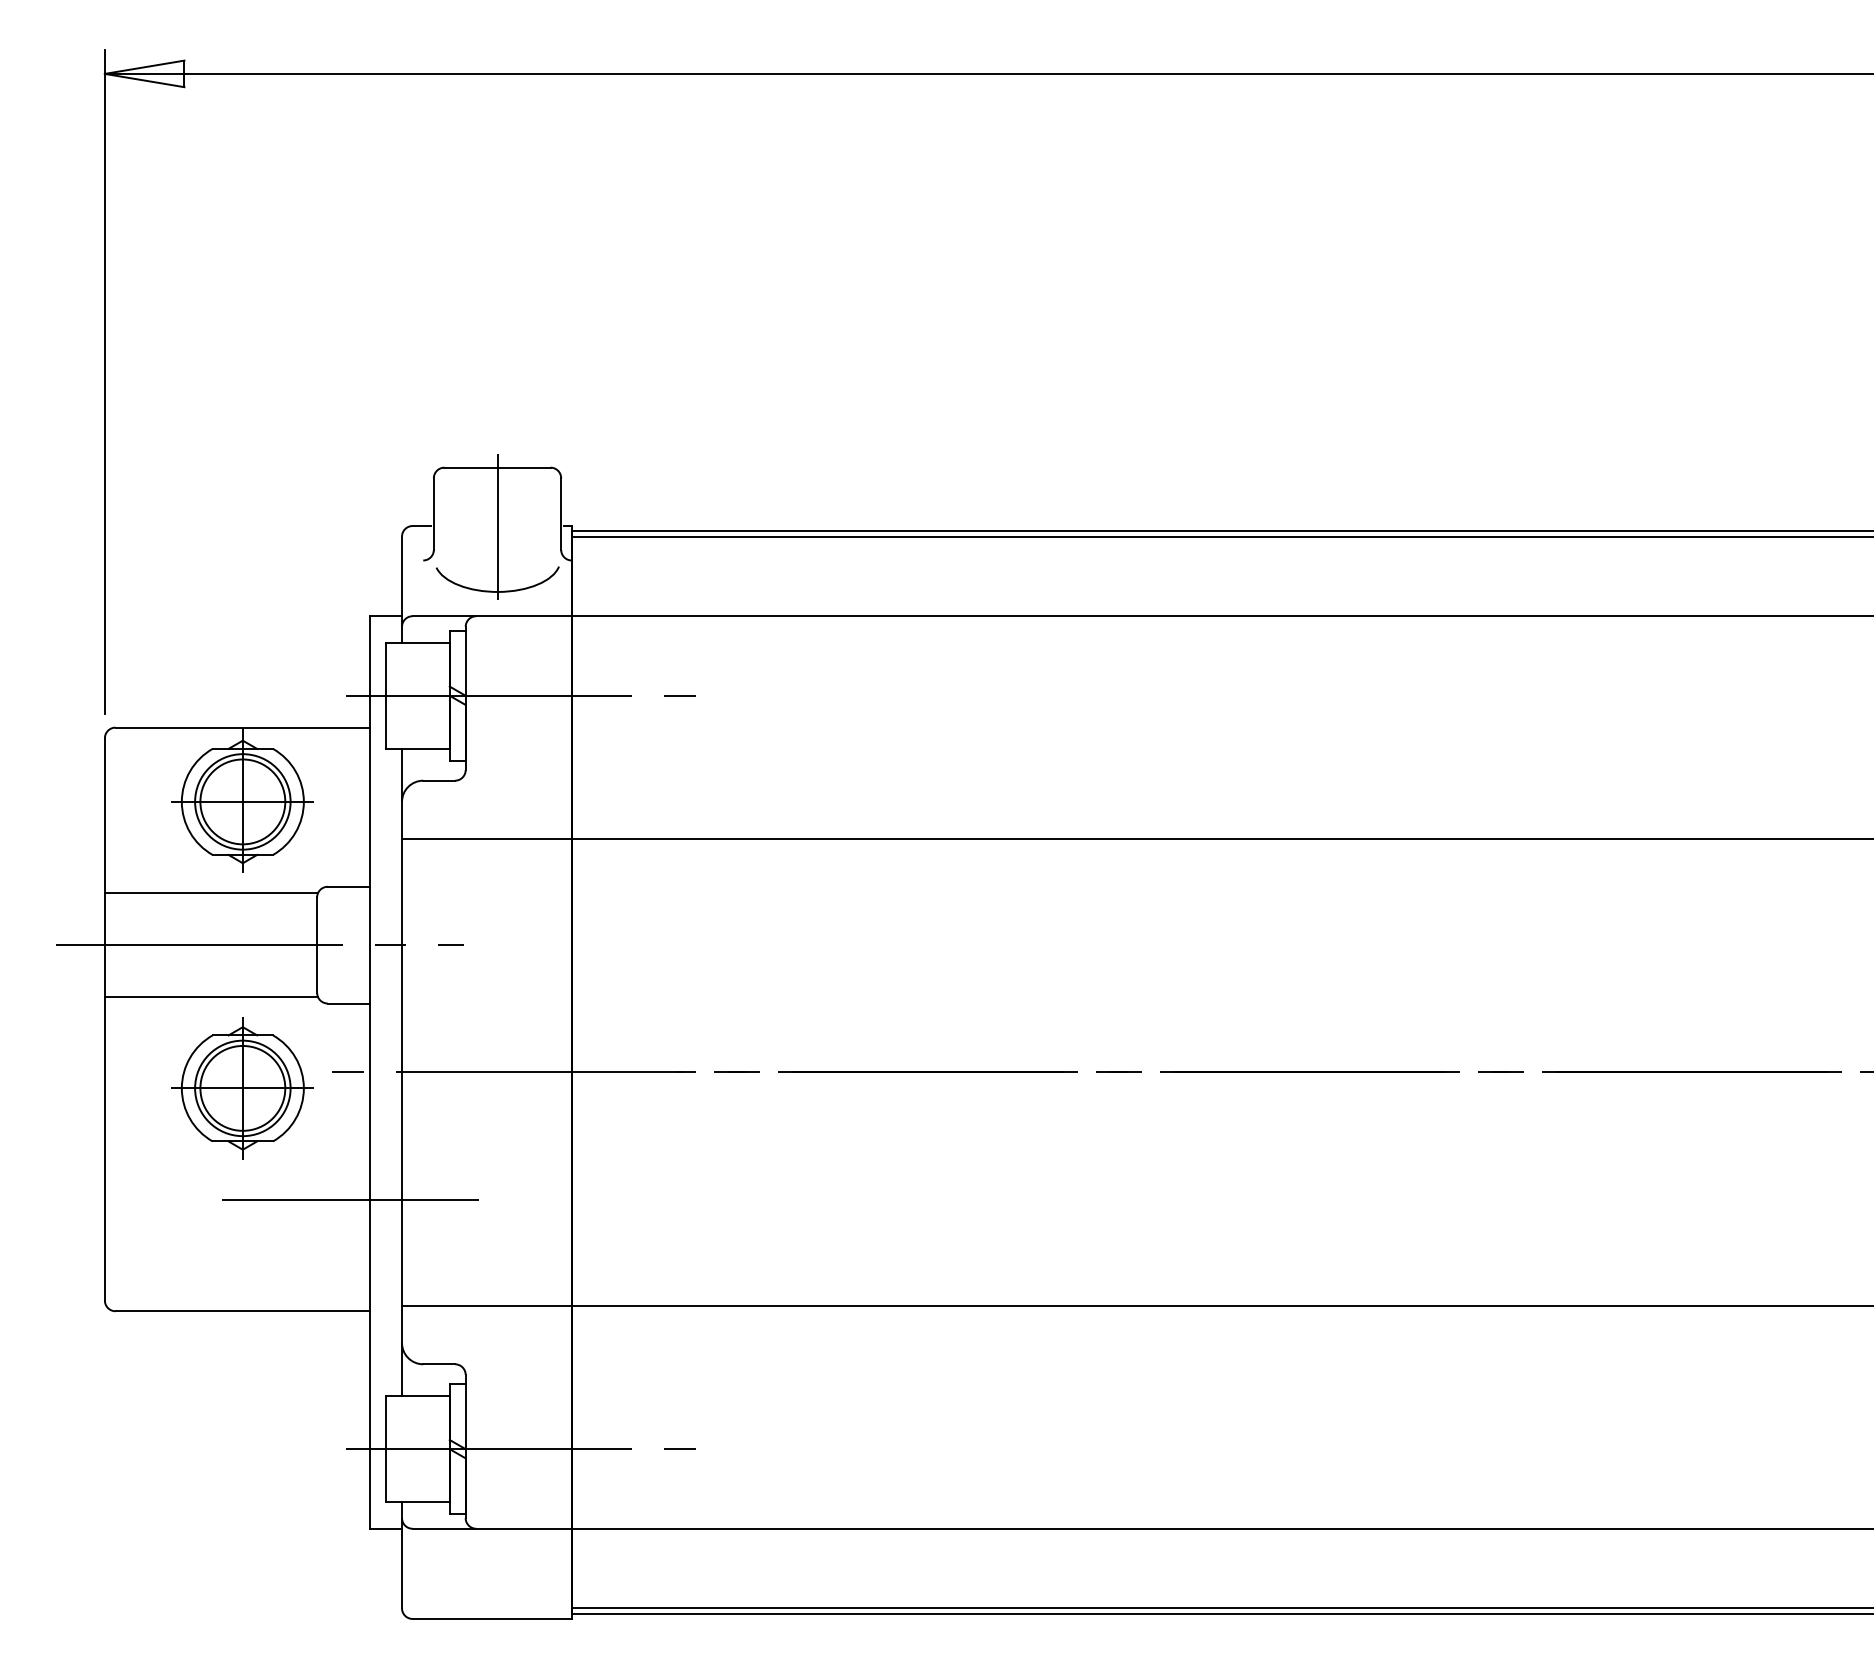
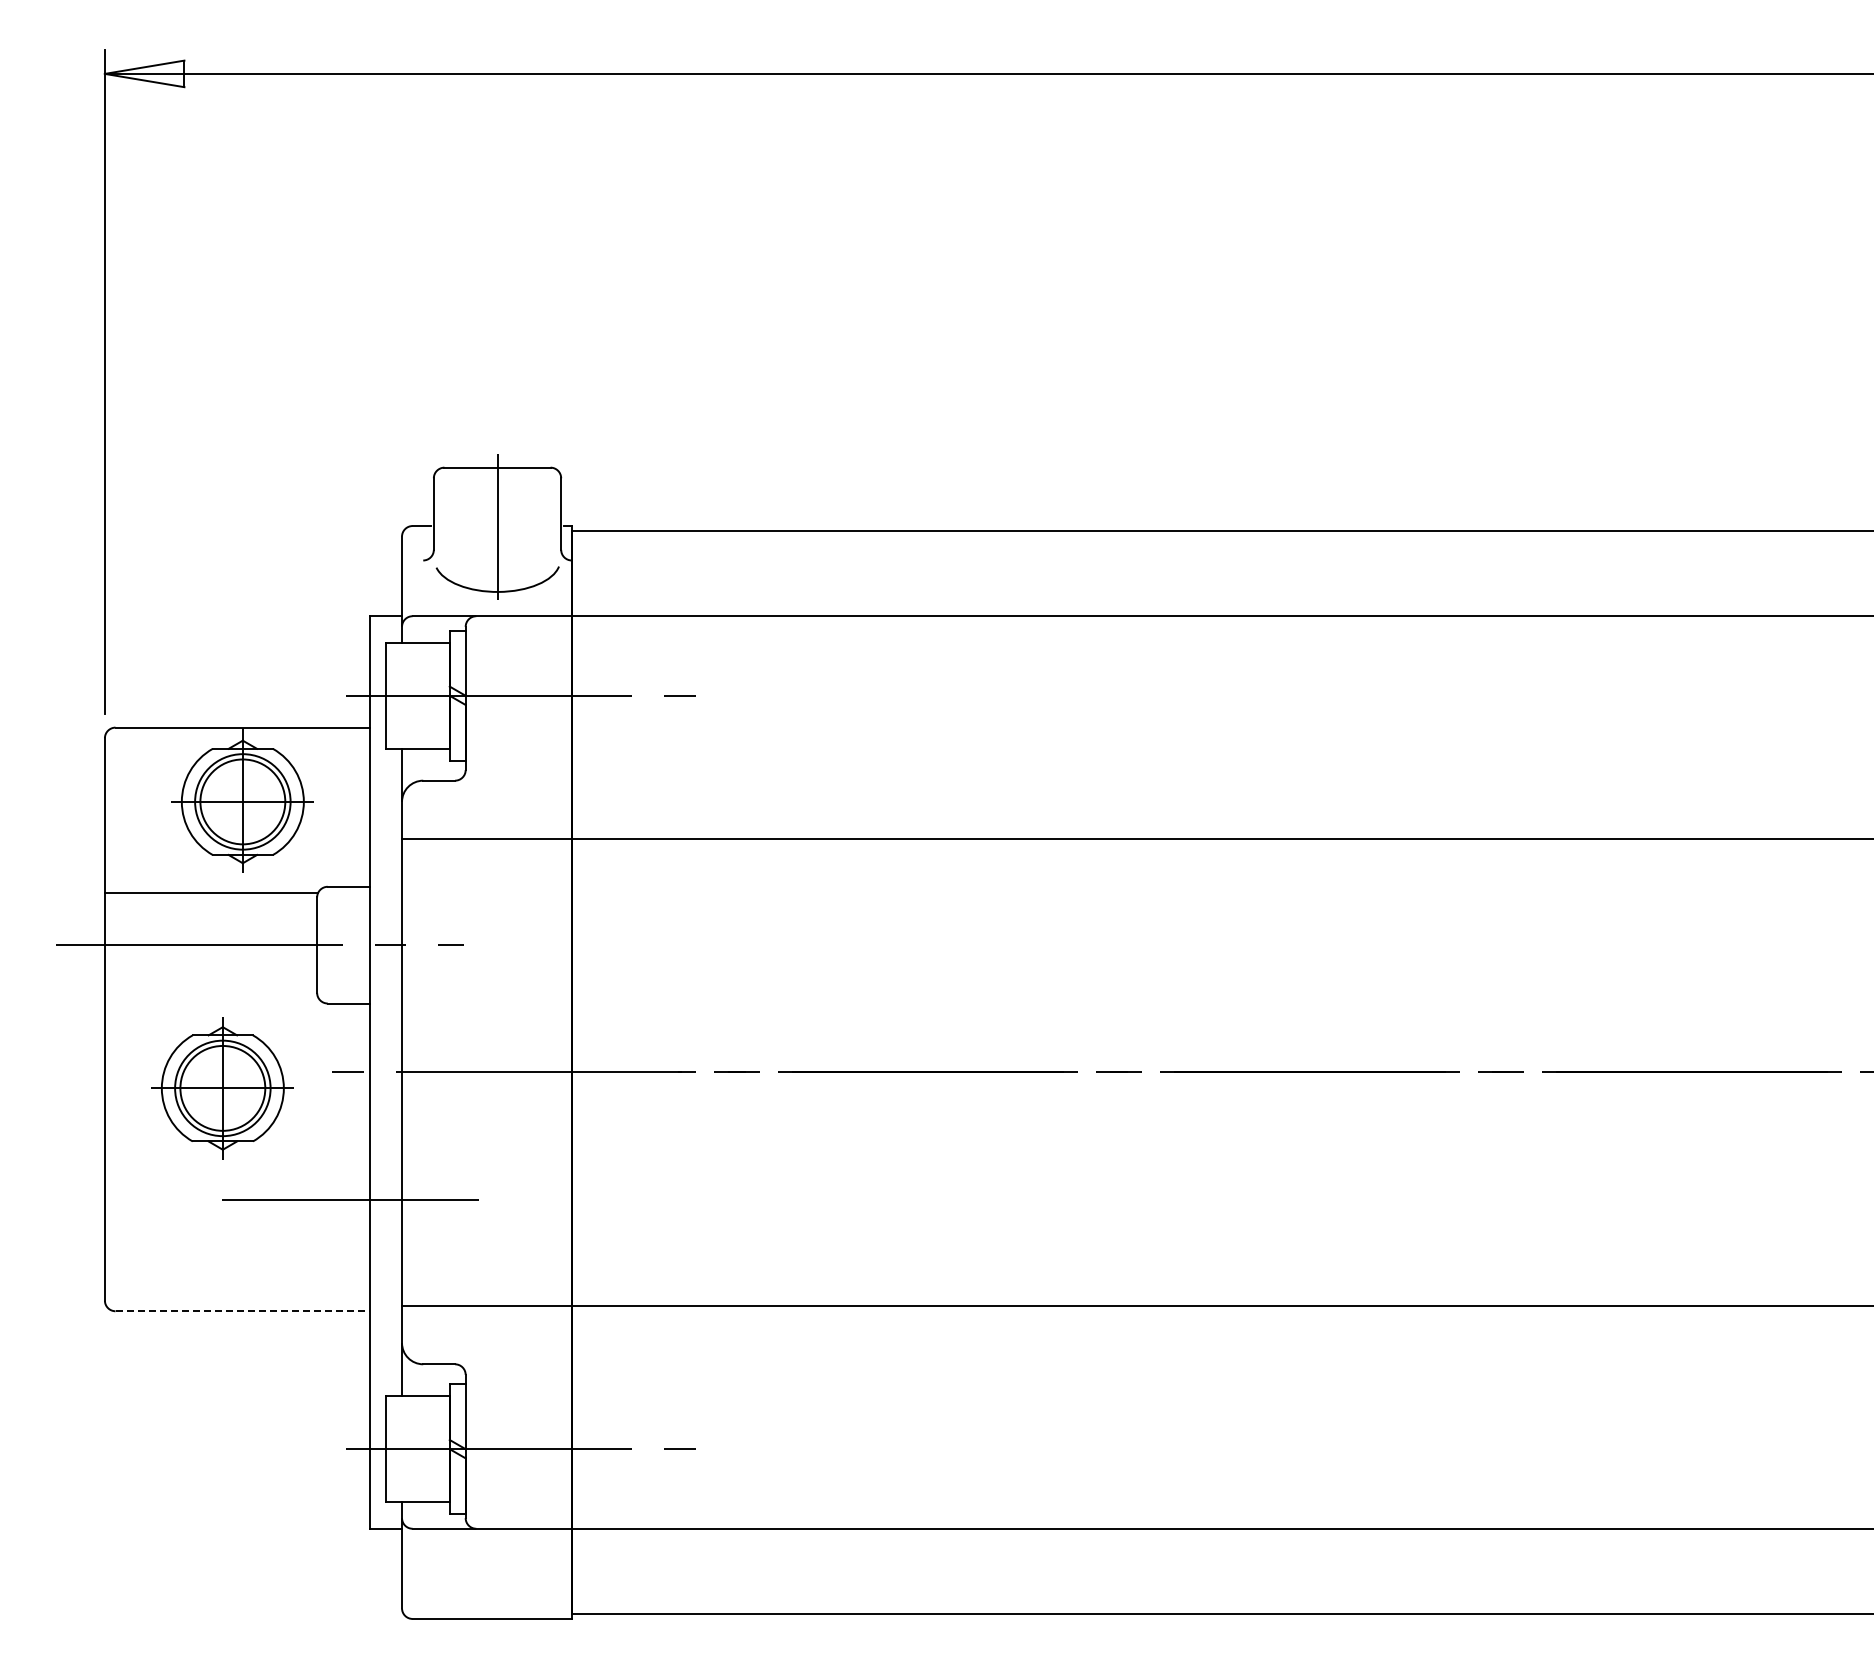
line: present -> none (1220, 536)
line: present -> none (211, 997)
part position: (242, 1088) -> (222, 1088) (222, 1088)
line: solid -> dashed (243, 1311)
line: present -> none (1220, 1608)
